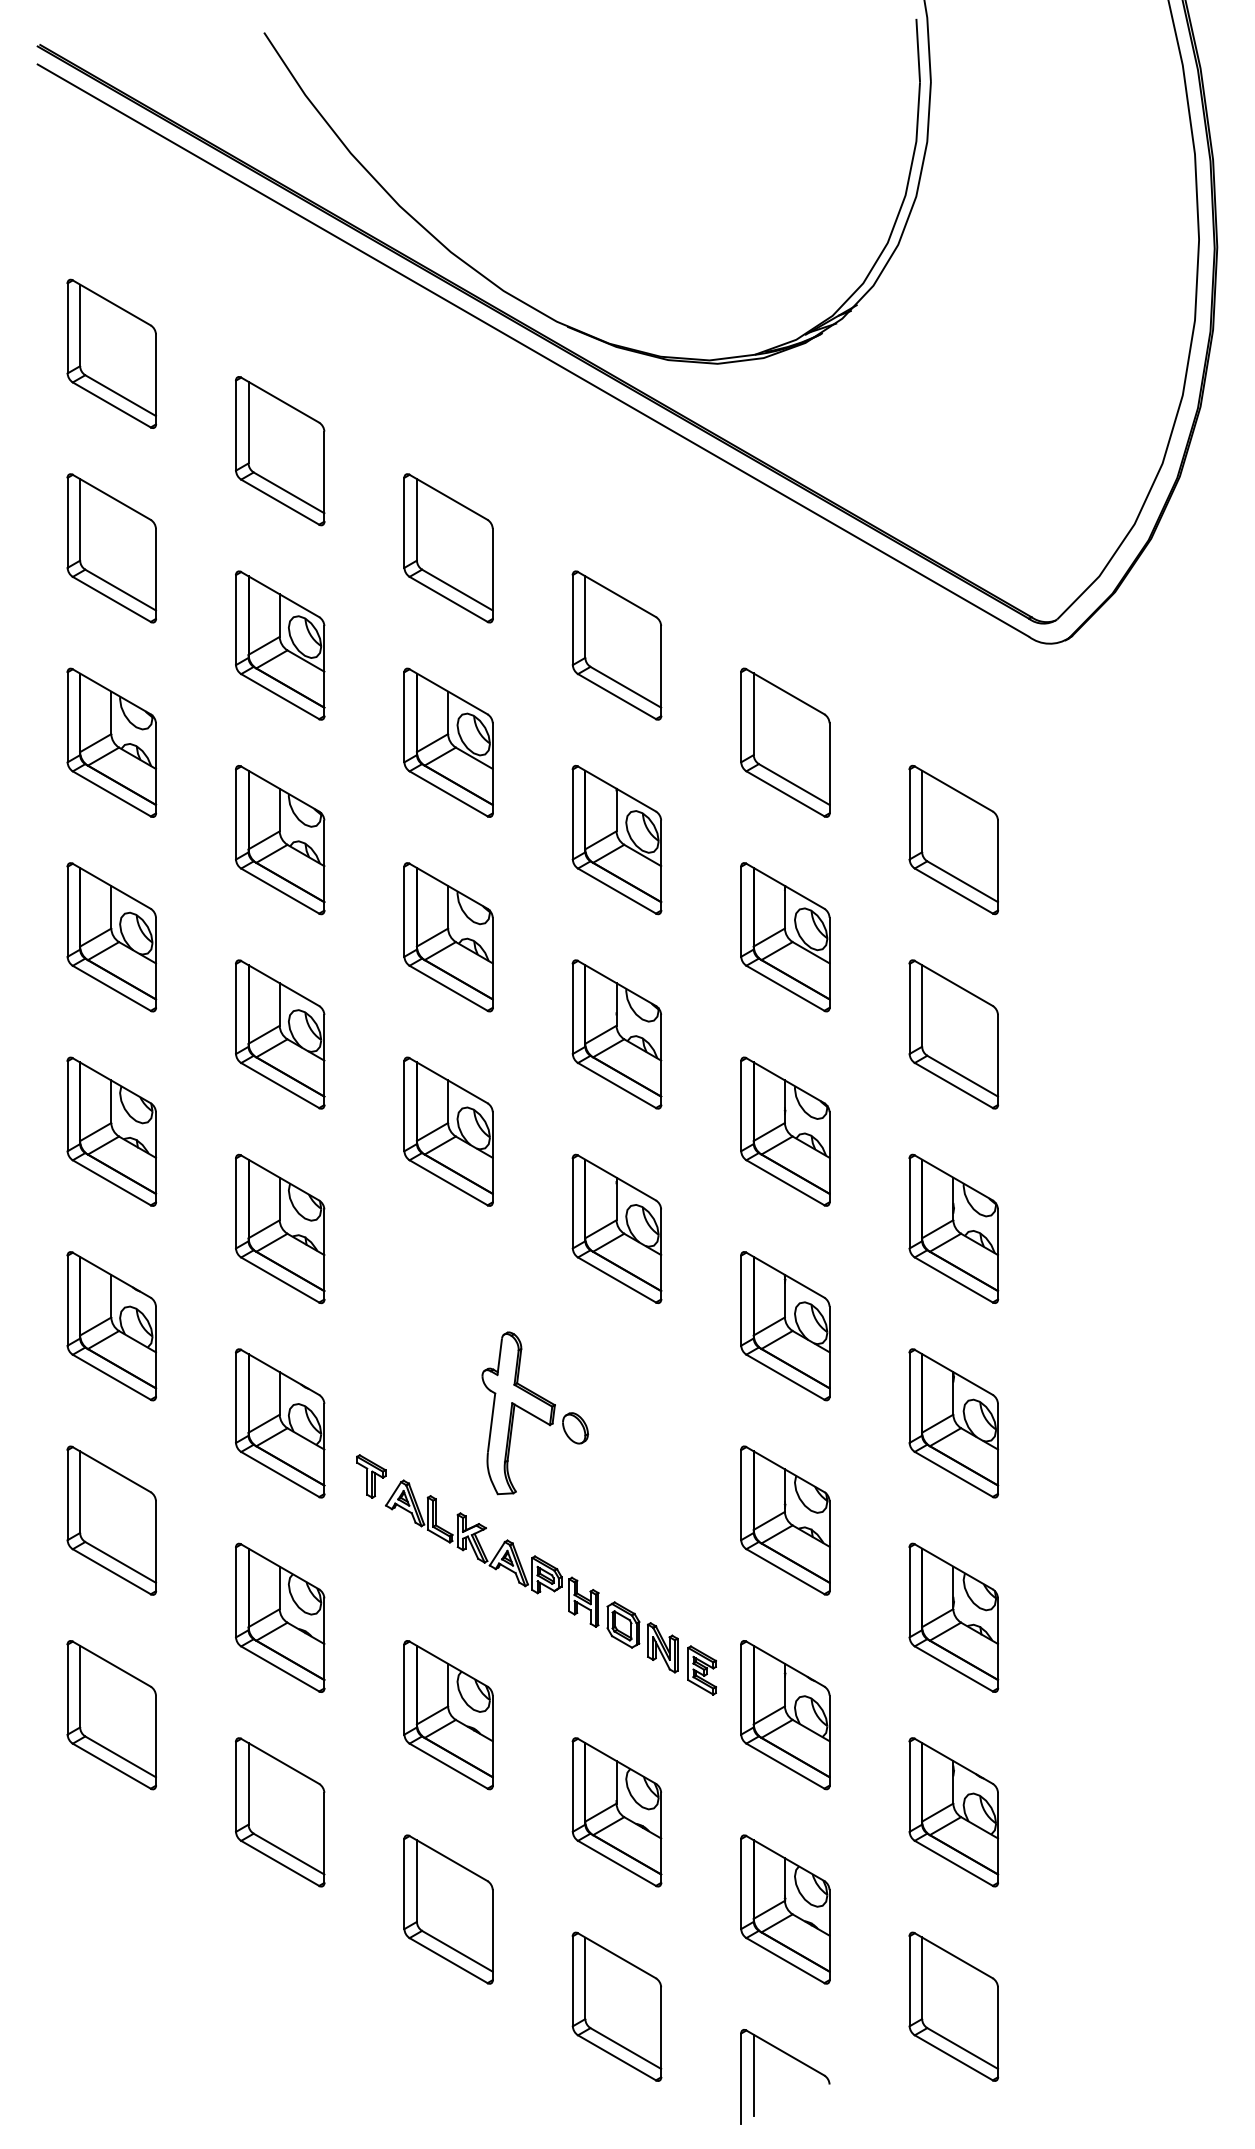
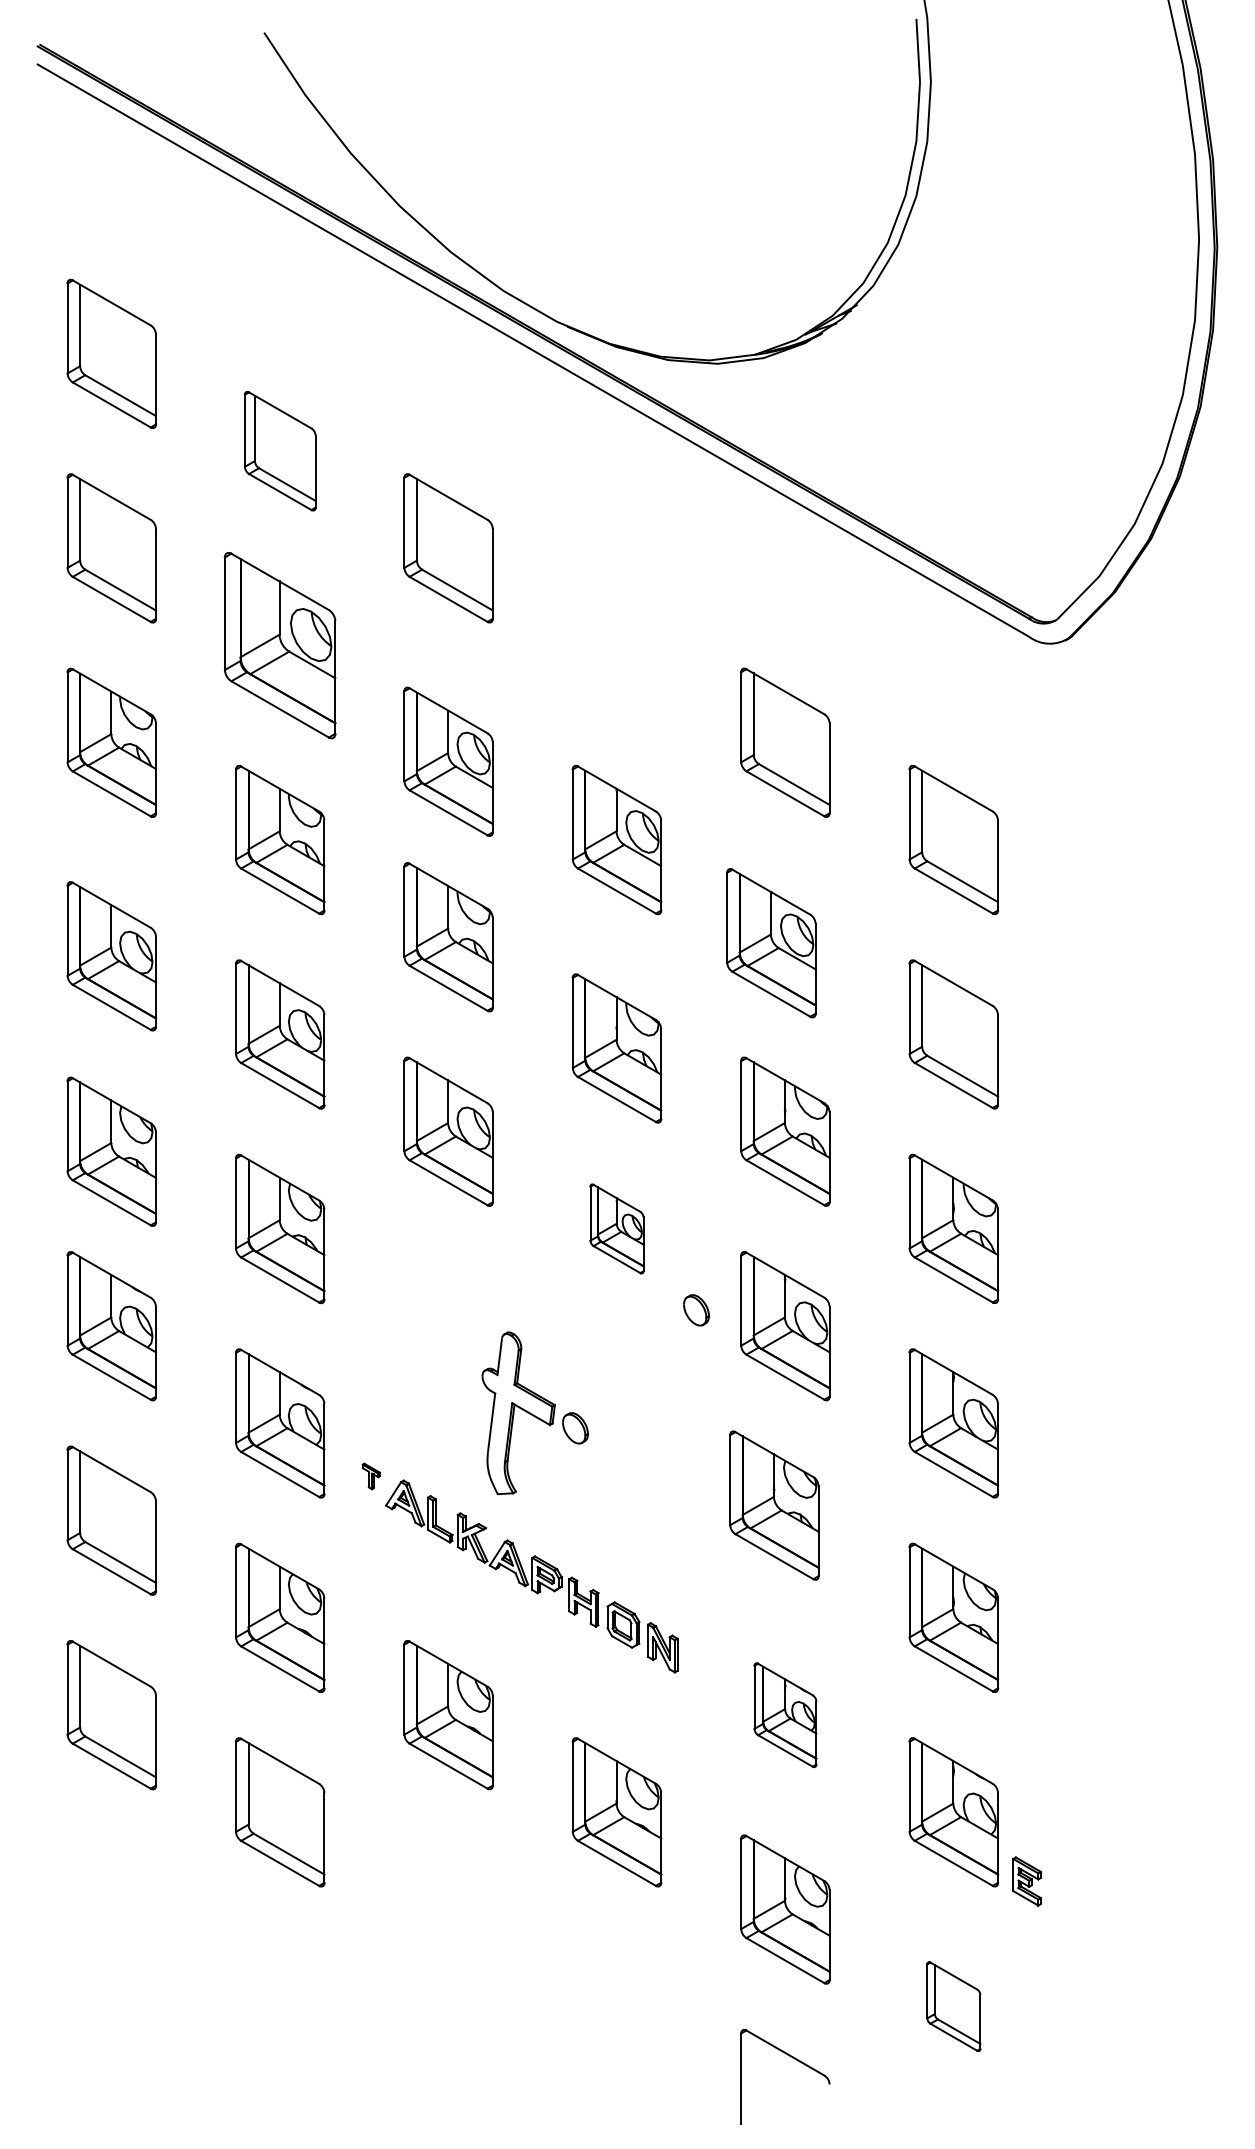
part size: 91x151 px -> 74x121 px (279, 451)
part size: 91x151 px -> 114x188 px (279, 645)
part: present -> none (616, 645)
part position: (448, 742) -> (448, 761) (448, 761)
part position: (111, 937) -> (111, 956) (111, 956)
part position: (785, 937) -> (771, 943) (771, 943)
part position: (616, 1034) -> (616, 1048) (616, 1048)
part position: (111, 1131) -> (111, 1151) (111, 1151)
part size: 92x152 px -> 56x92 px (616, 1228)
part: none -> present (696, 1310)
part size: 31x45 px -> 20x29 px (370, 1476)
part position: (785, 1520) -> (774, 1505) (774, 1505)
part position: (701, 1670) -> (1026, 1881) (1026, 1881)
part size: 91x151 px -> 65x107 px (785, 1715)
part: present -> none (448, 1909)
part: present -> none (616, 2006)
part size: 92x151 px -> 56x92 px (953, 2006)
line: present -> none (753, 2075)
